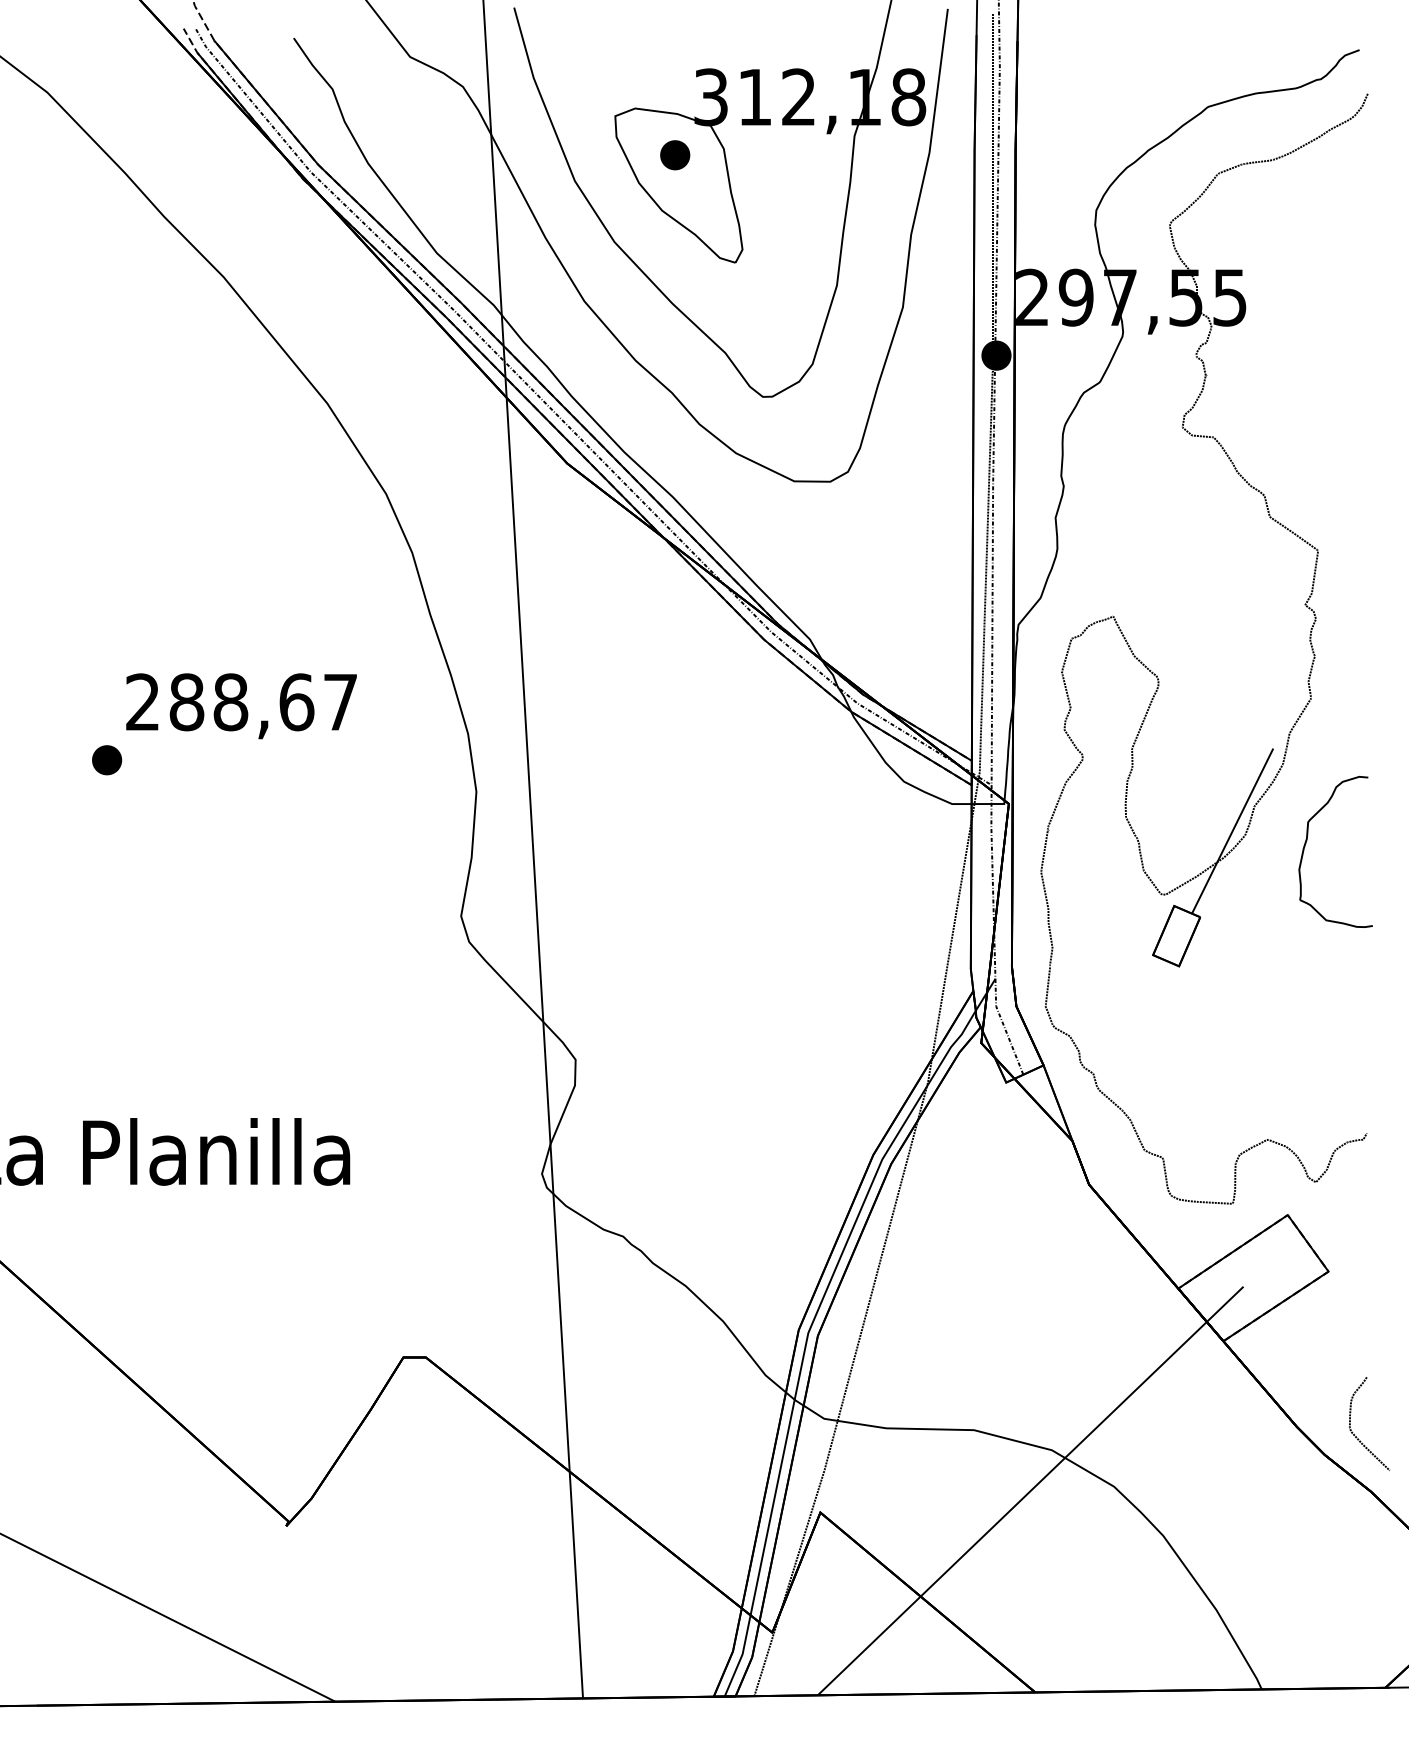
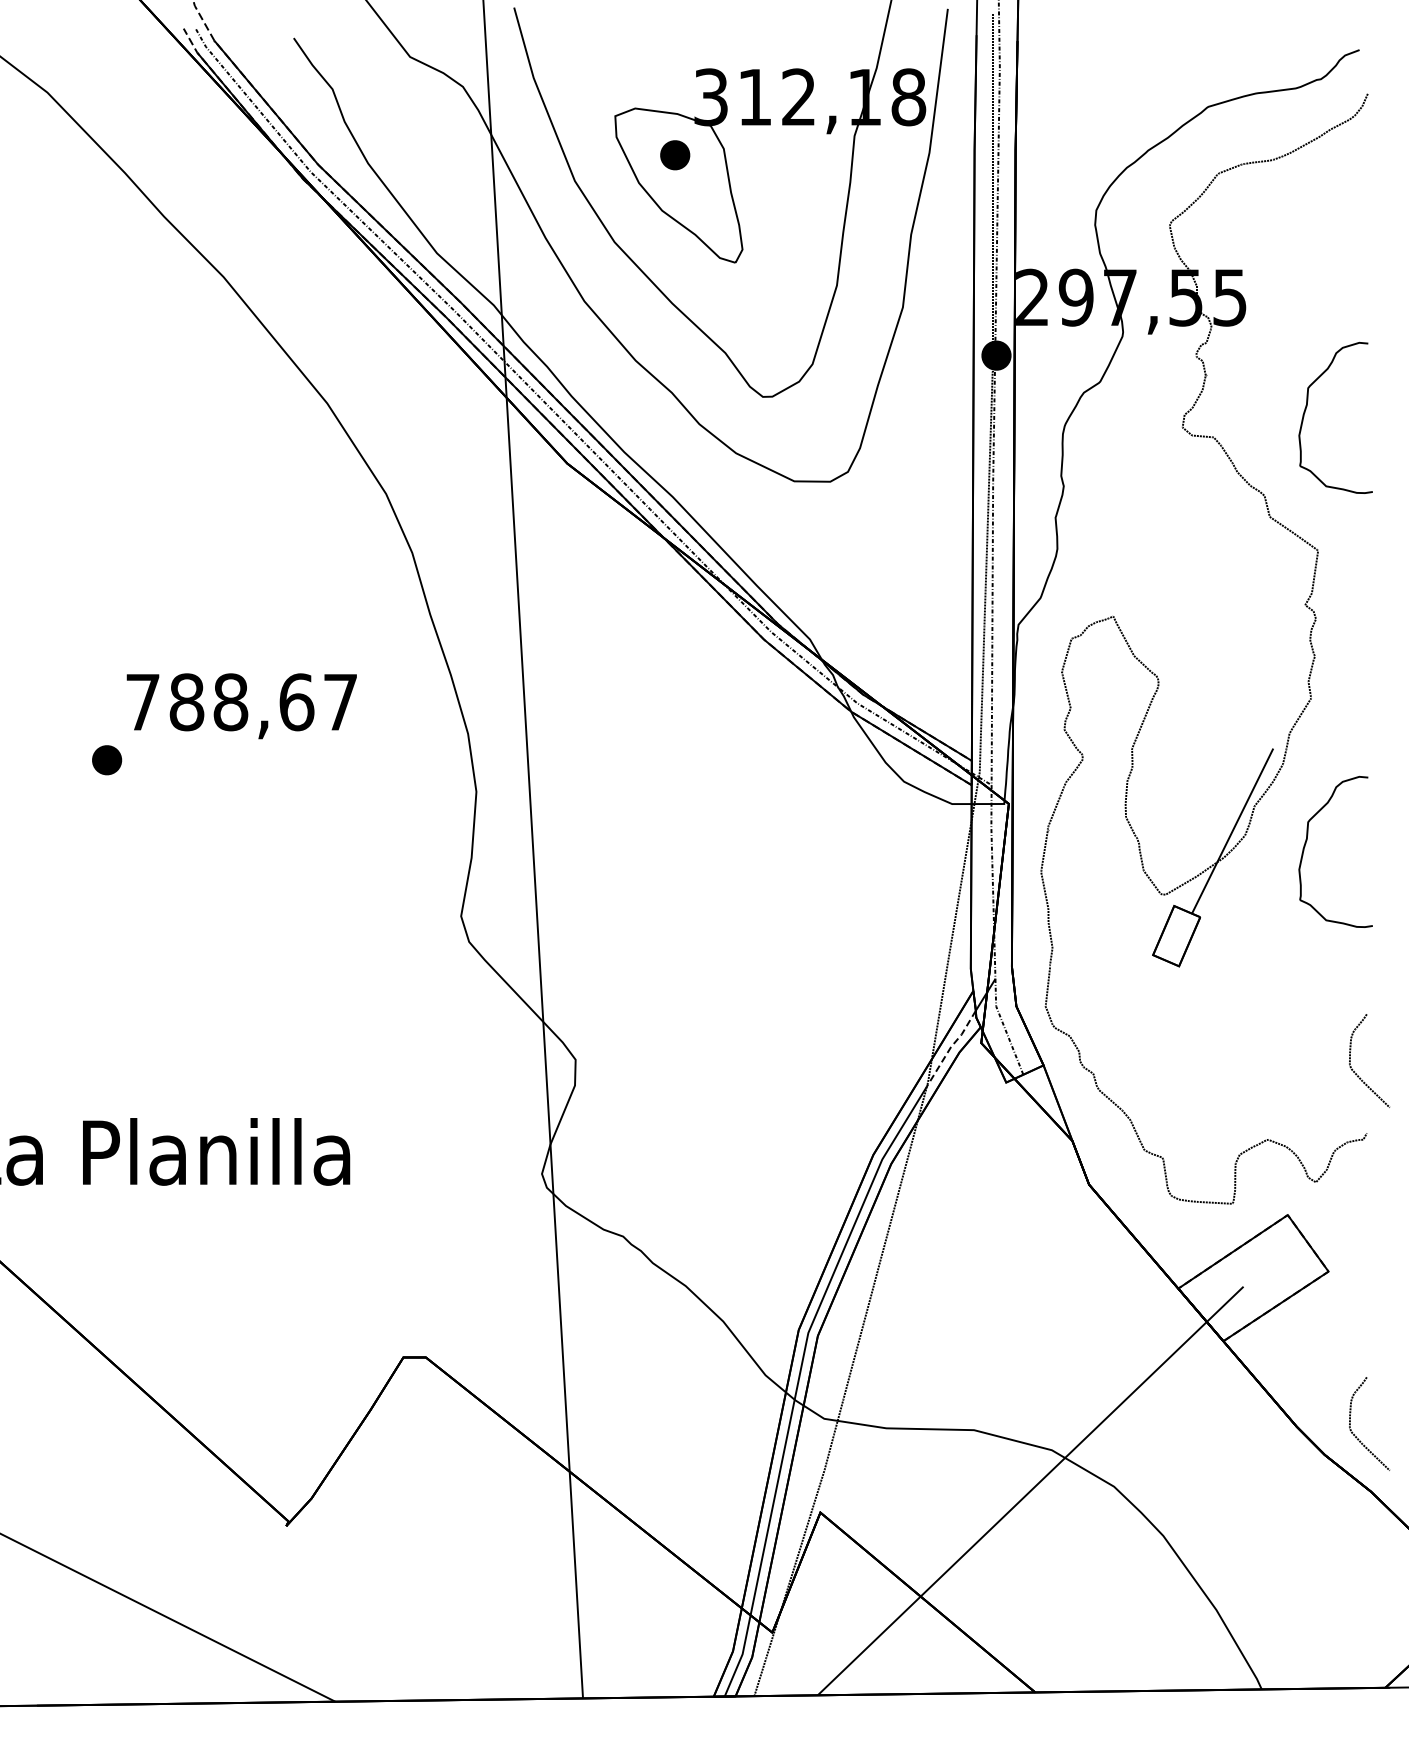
curve: none -> present (1307, 406)
text: 288,67 -> 788,67 (142, 701)
line: solid -> dashed (951, 1047)
curve: none -> present (1354, 1070)
